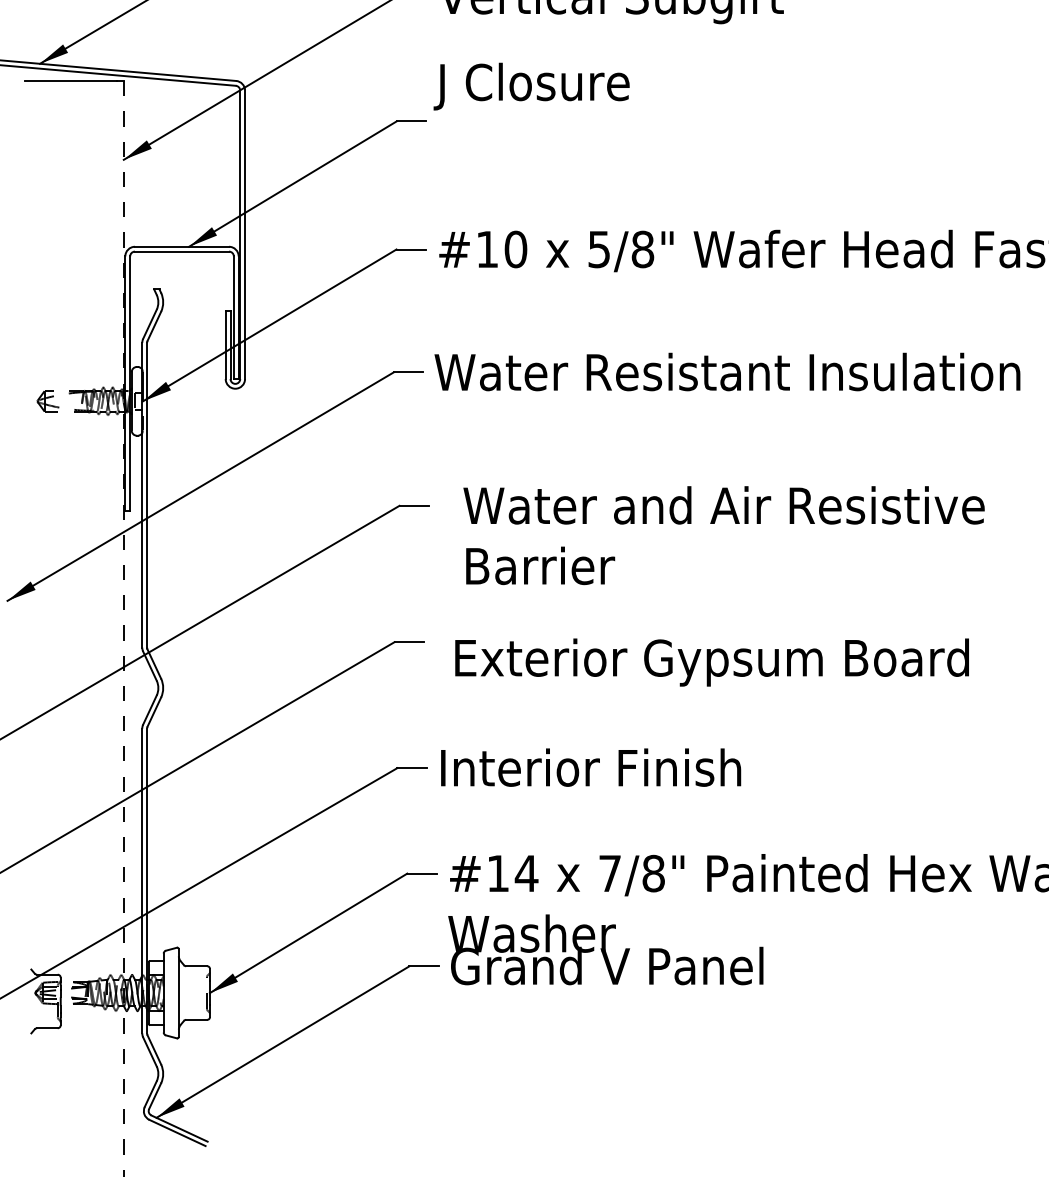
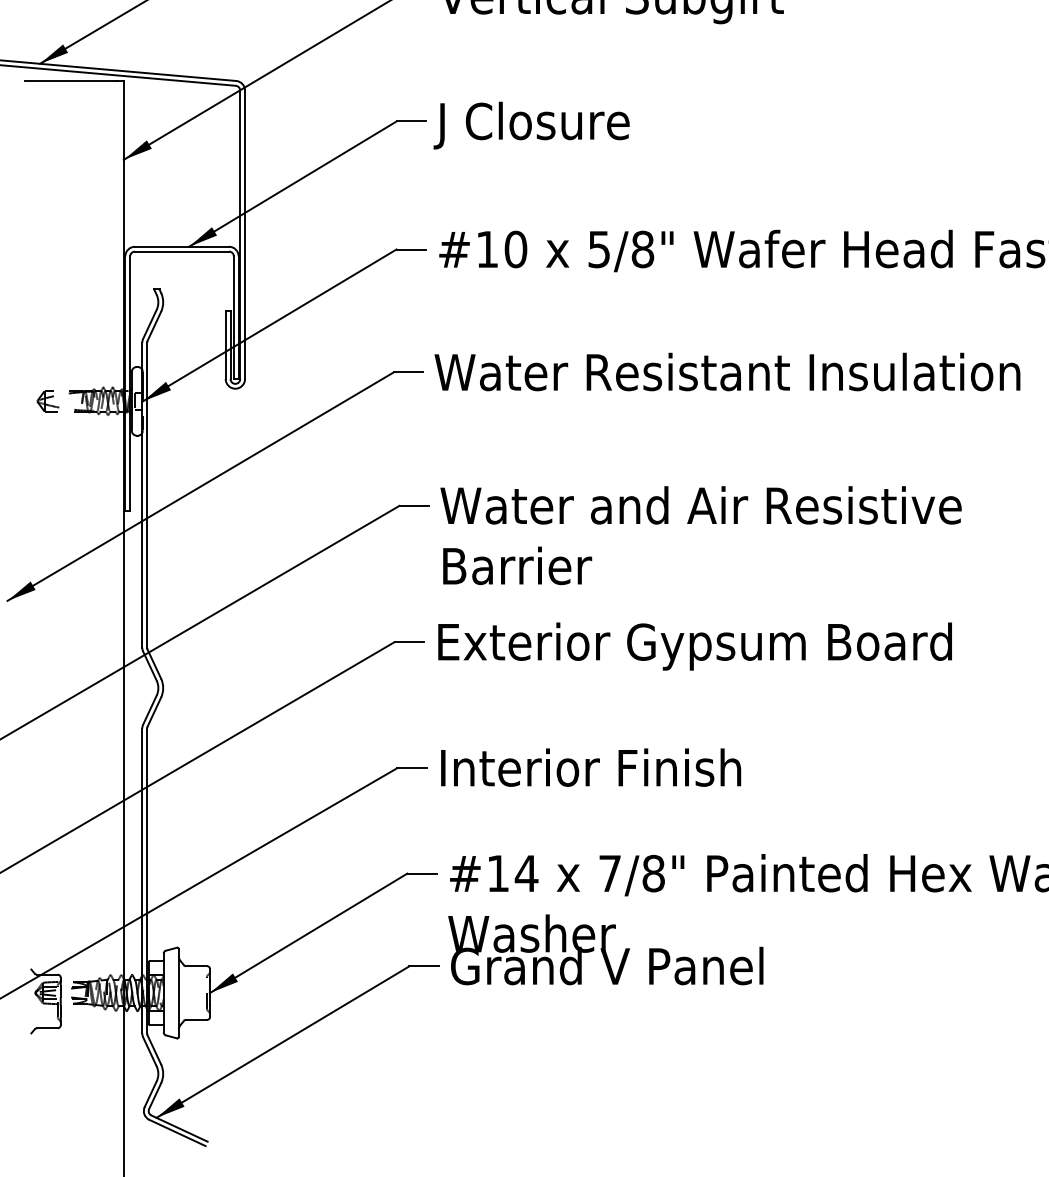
text position: (531, 86) -> (531, 125) (531, 125)
text position: (723, 535) -> (700, 535) (700, 535)
line: dashed -> solid (123, 629)
text position: (711, 662) -> (694, 646) (694, 646)
